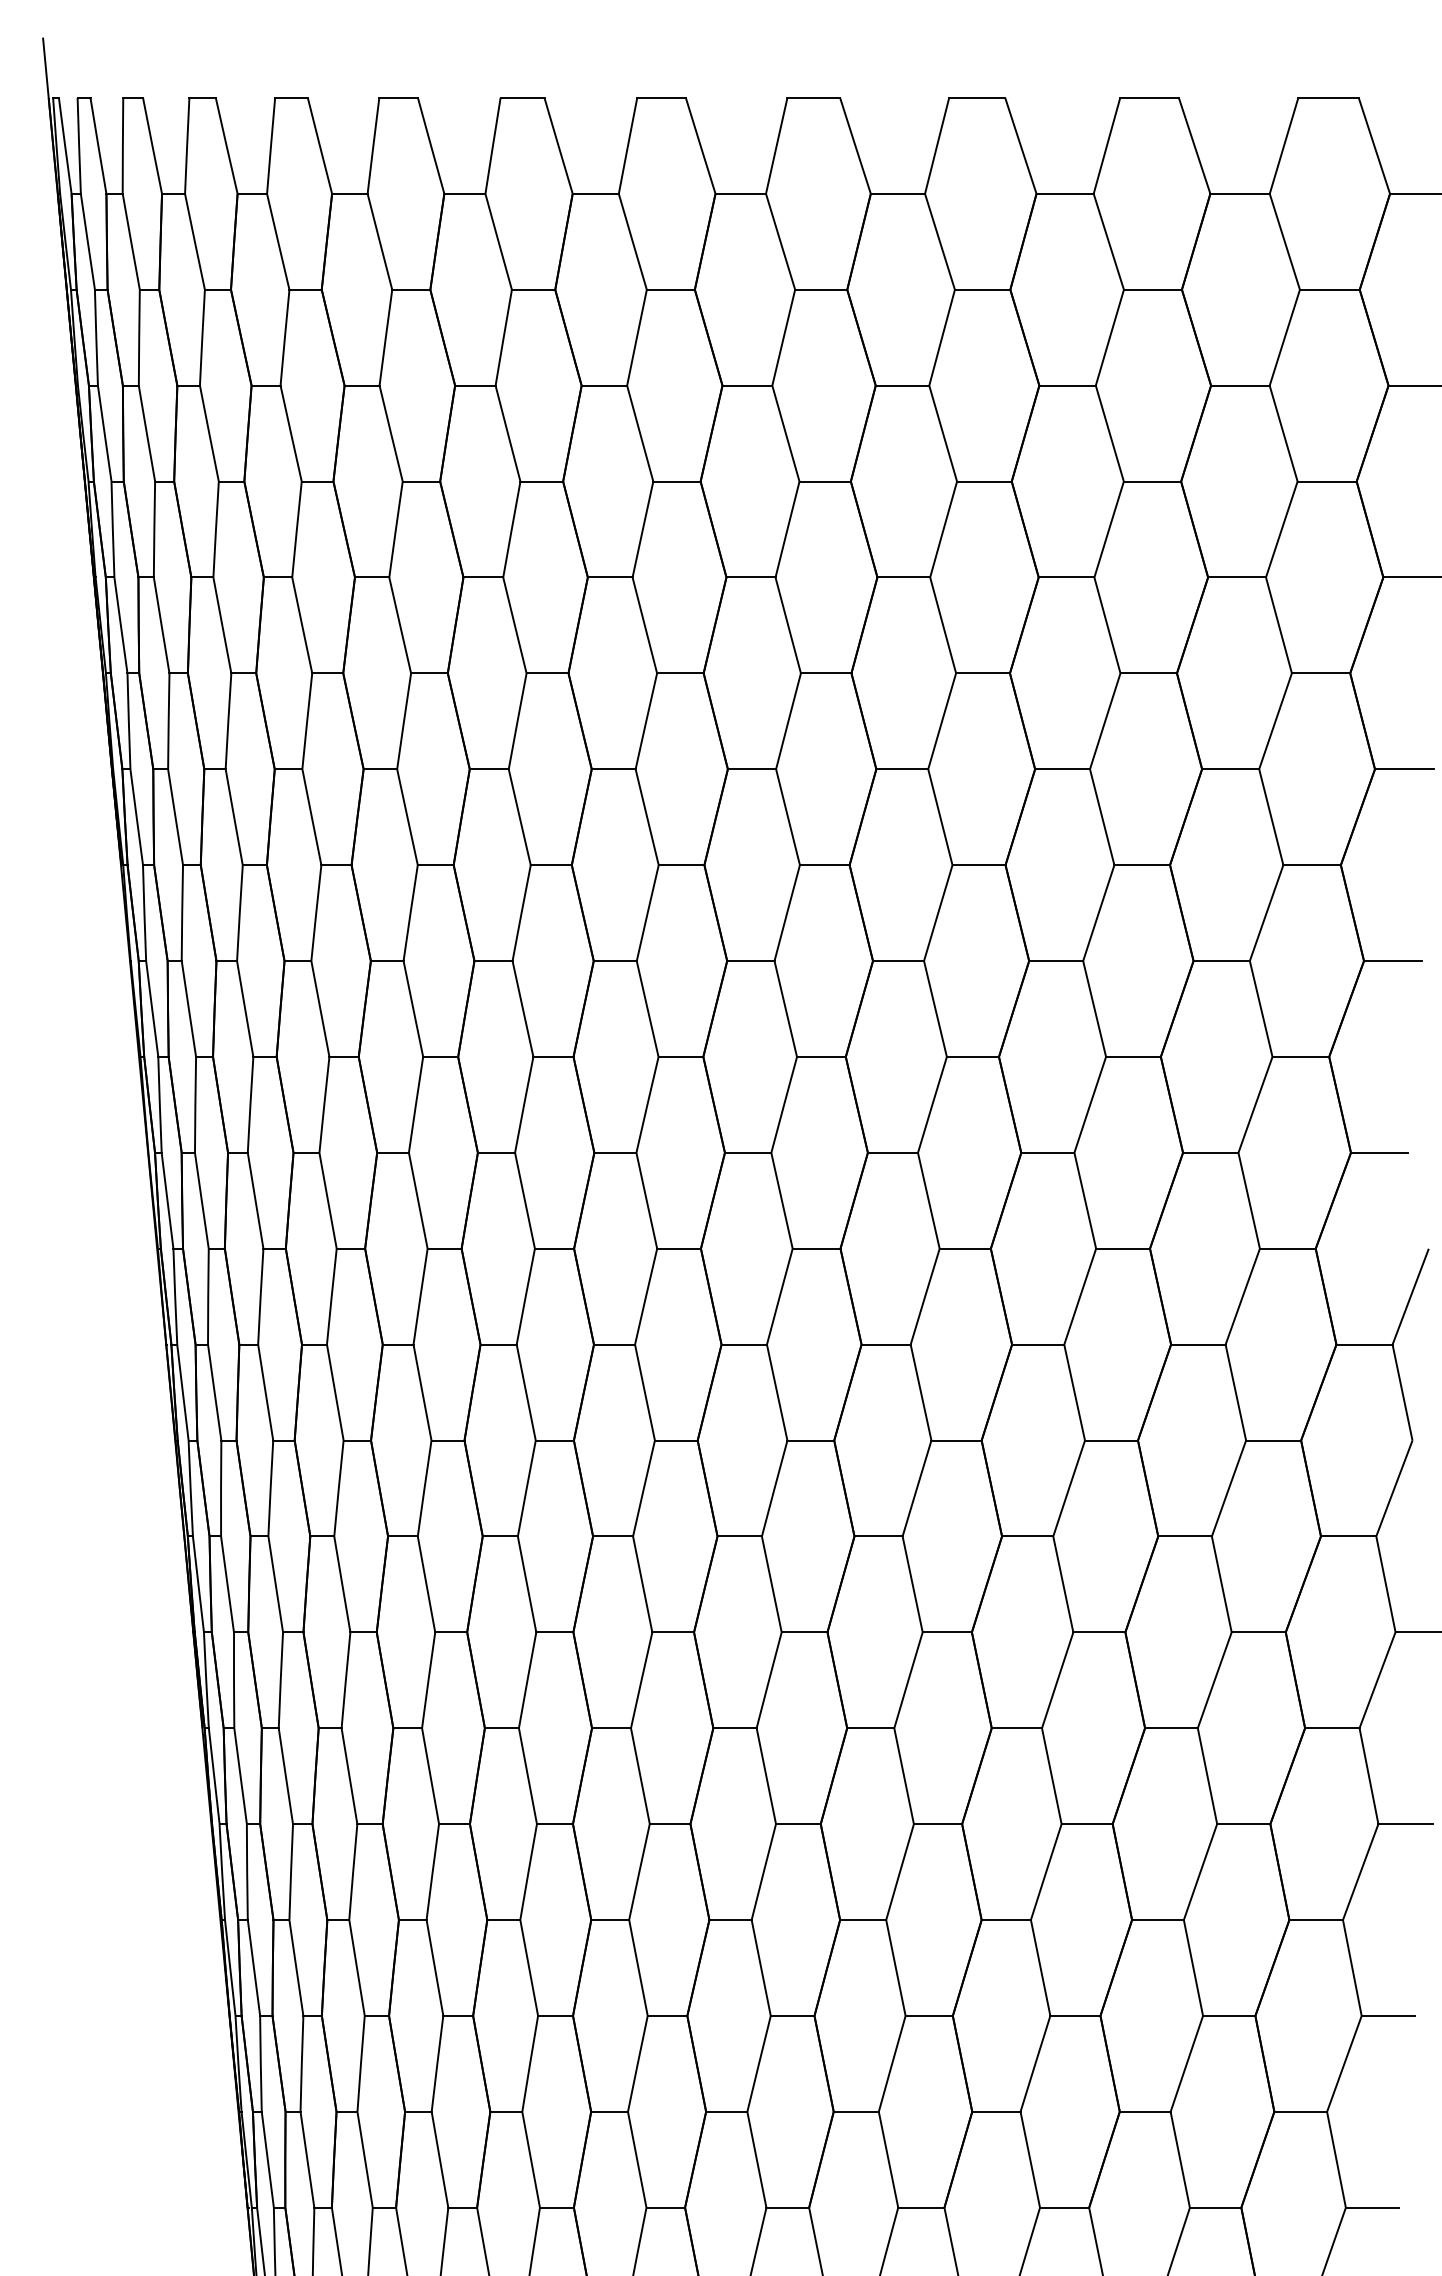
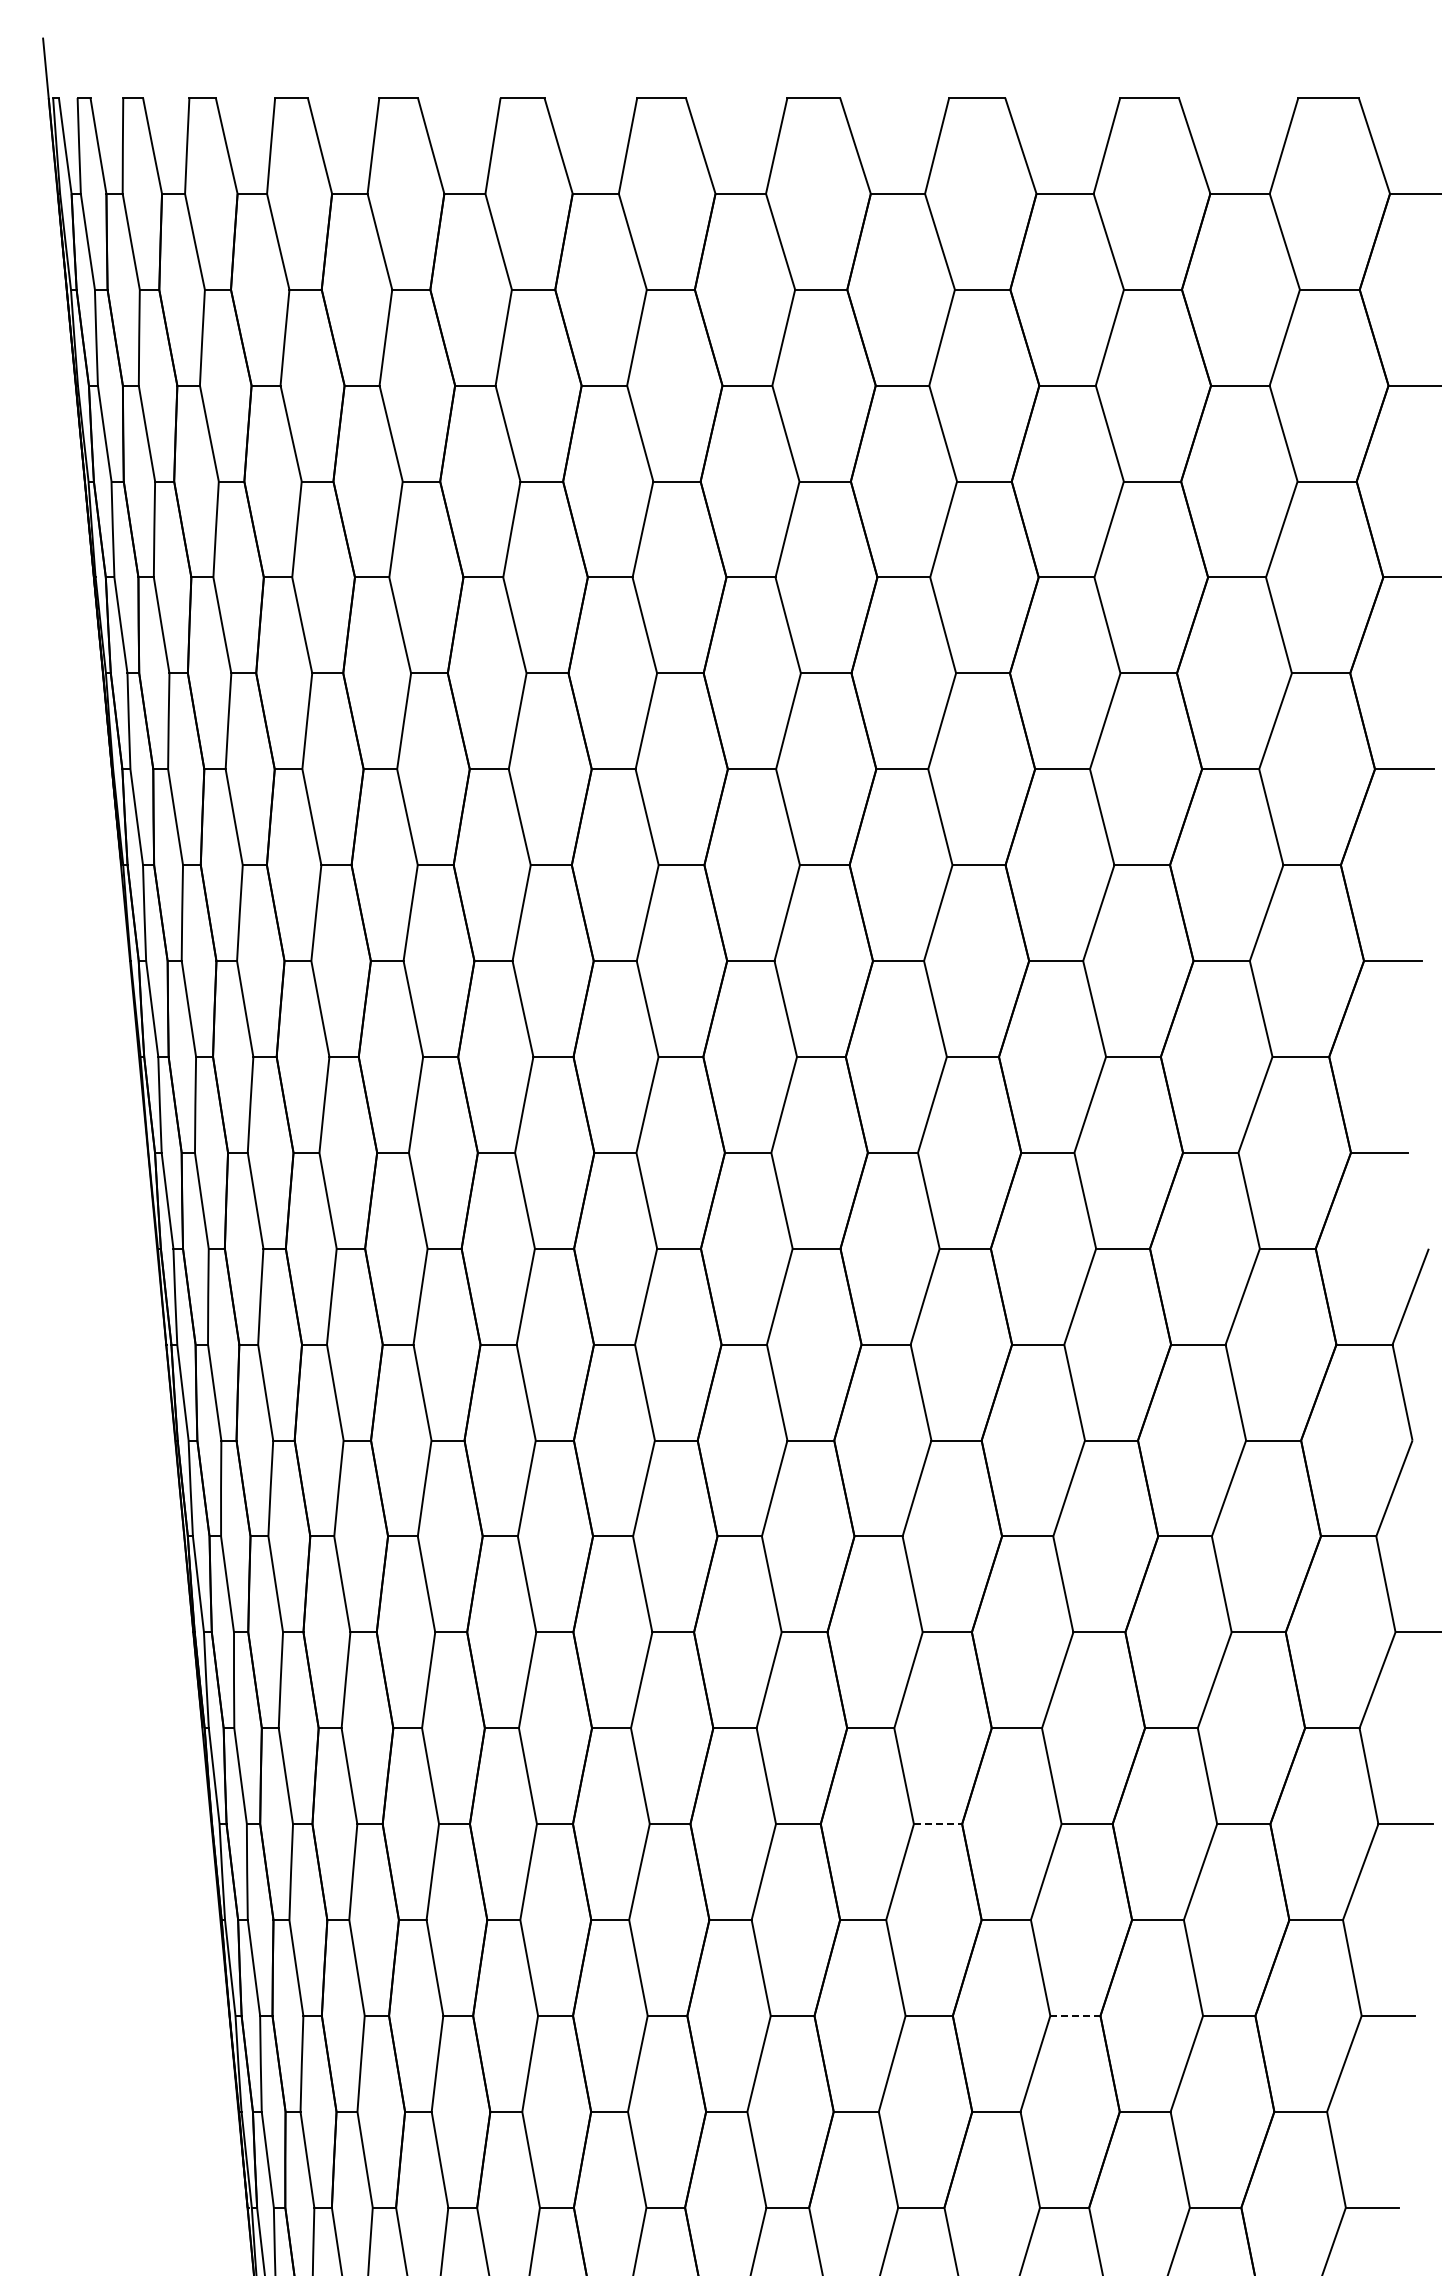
line: solid -> dashed (938, 1824)
line: solid -> dashed (1075, 2015)
